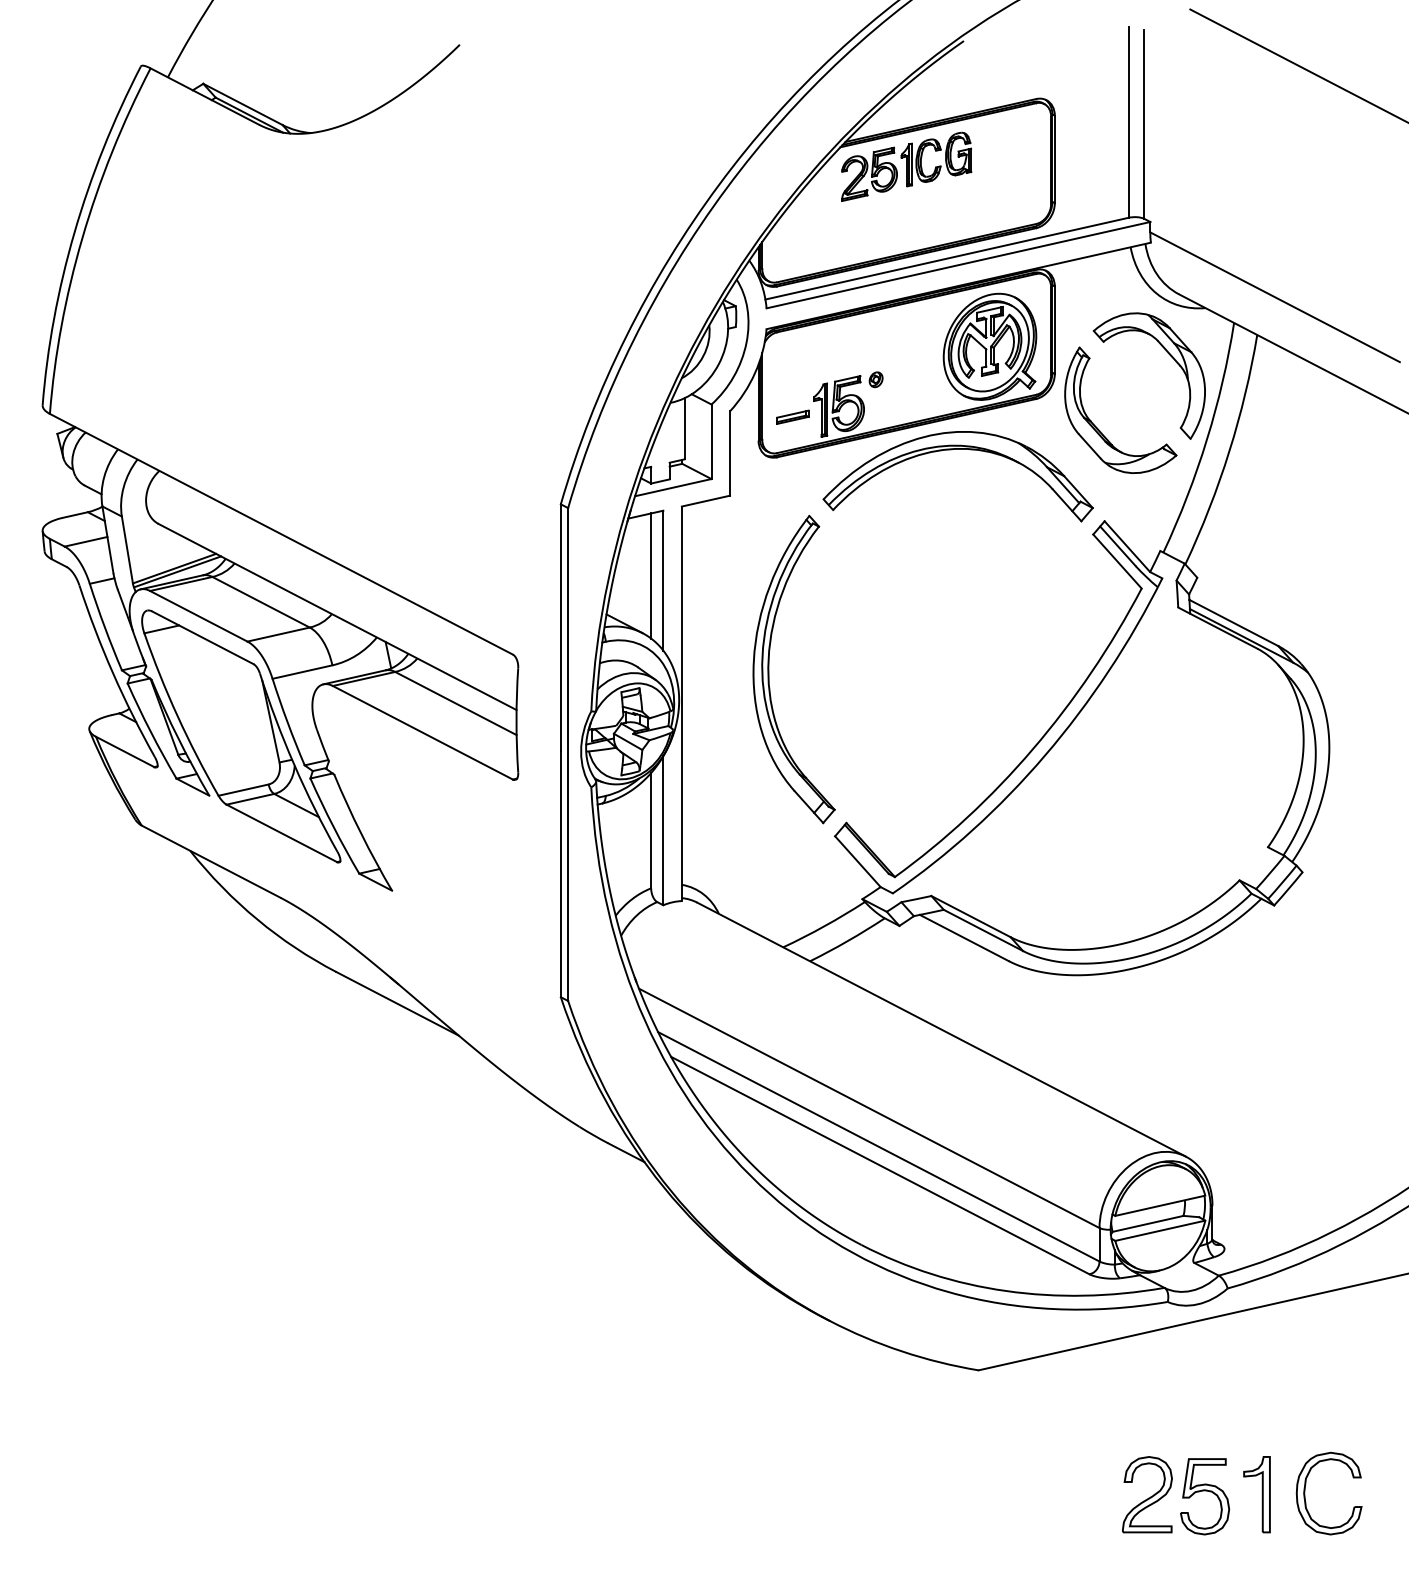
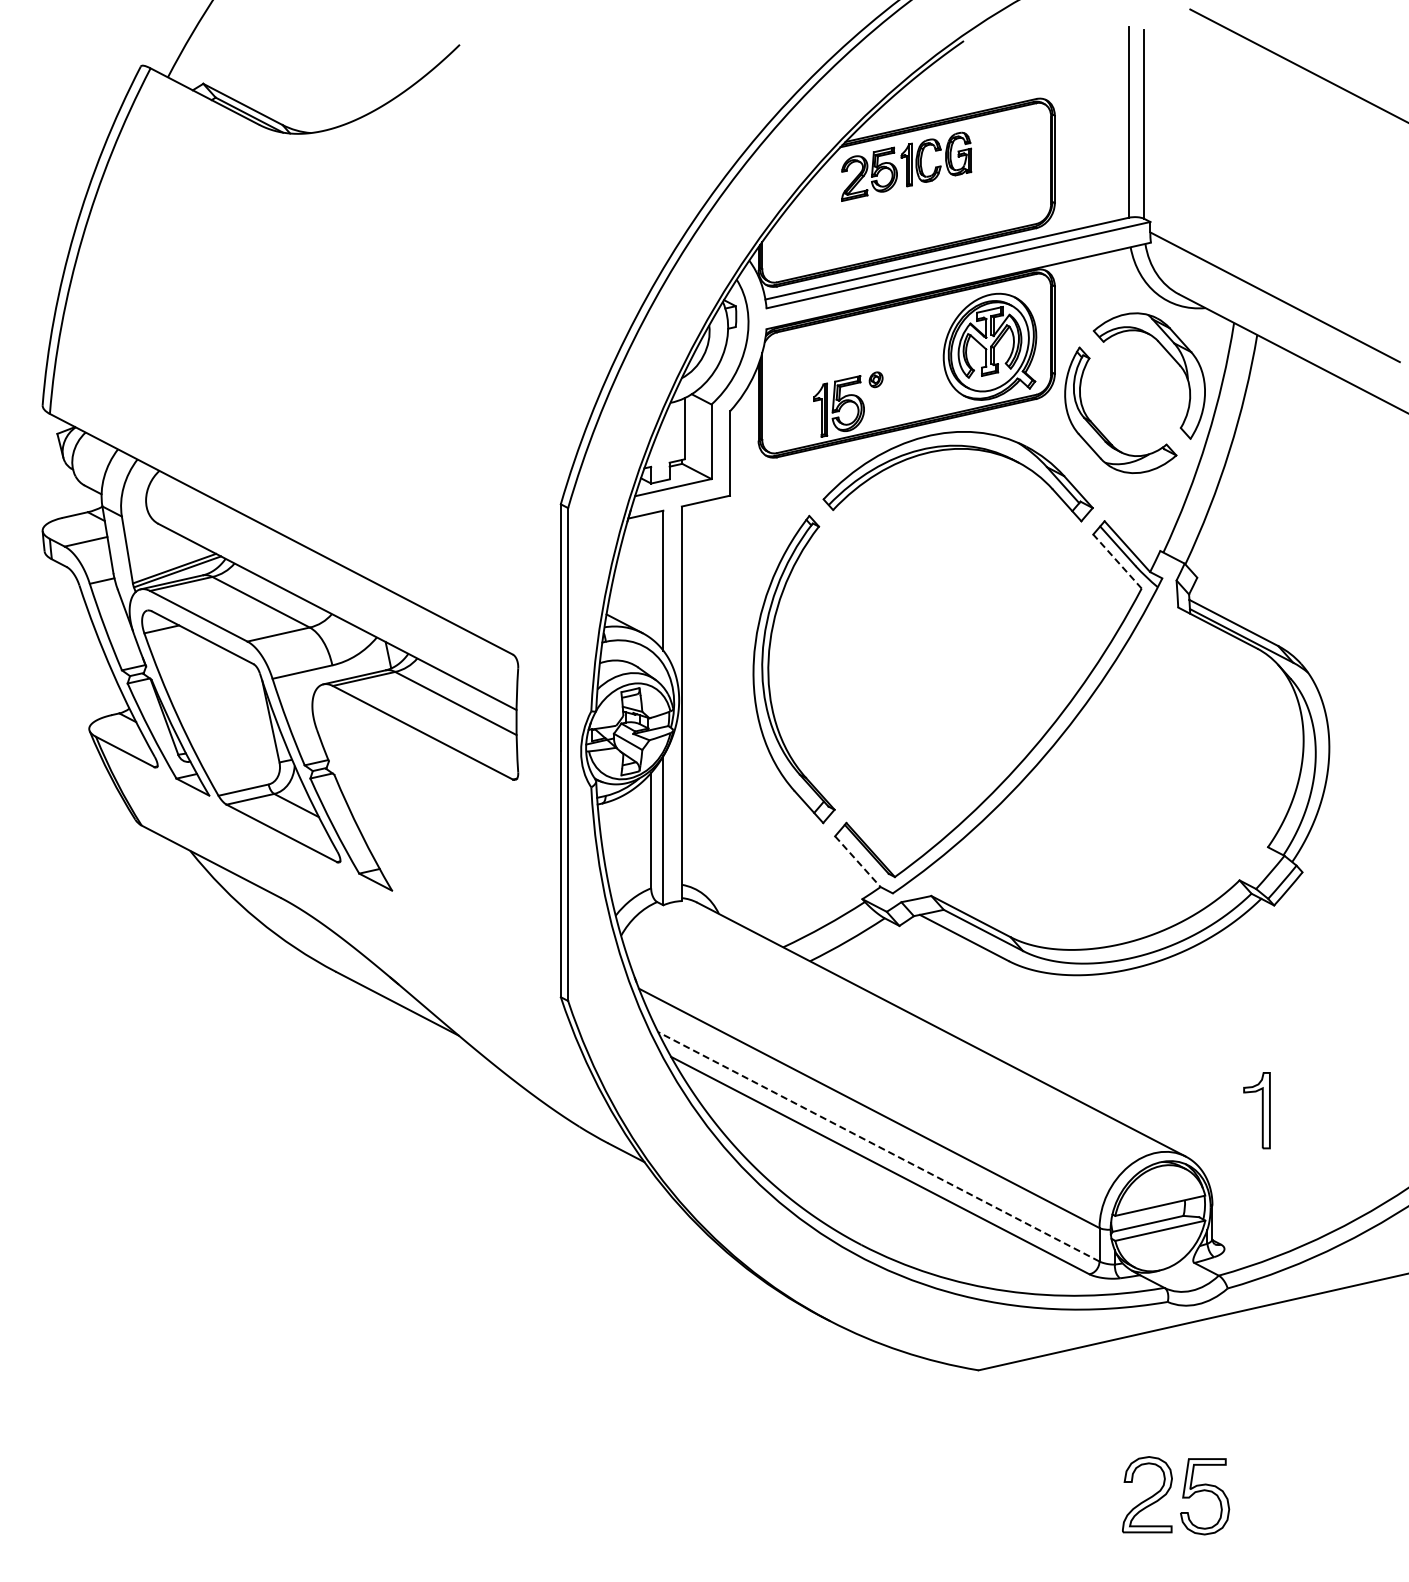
part: present -> none (792, 416)
line: solid -> dashed (1117, 561)
line: present -> none (651, 575)
line: solid -> dashed (858, 862)
line: solid -> dashed (878, 1146)
part: present -> none (1305, 1493)
part position: (1256, 1494) -> (1256, 1110) (1256, 1110)
